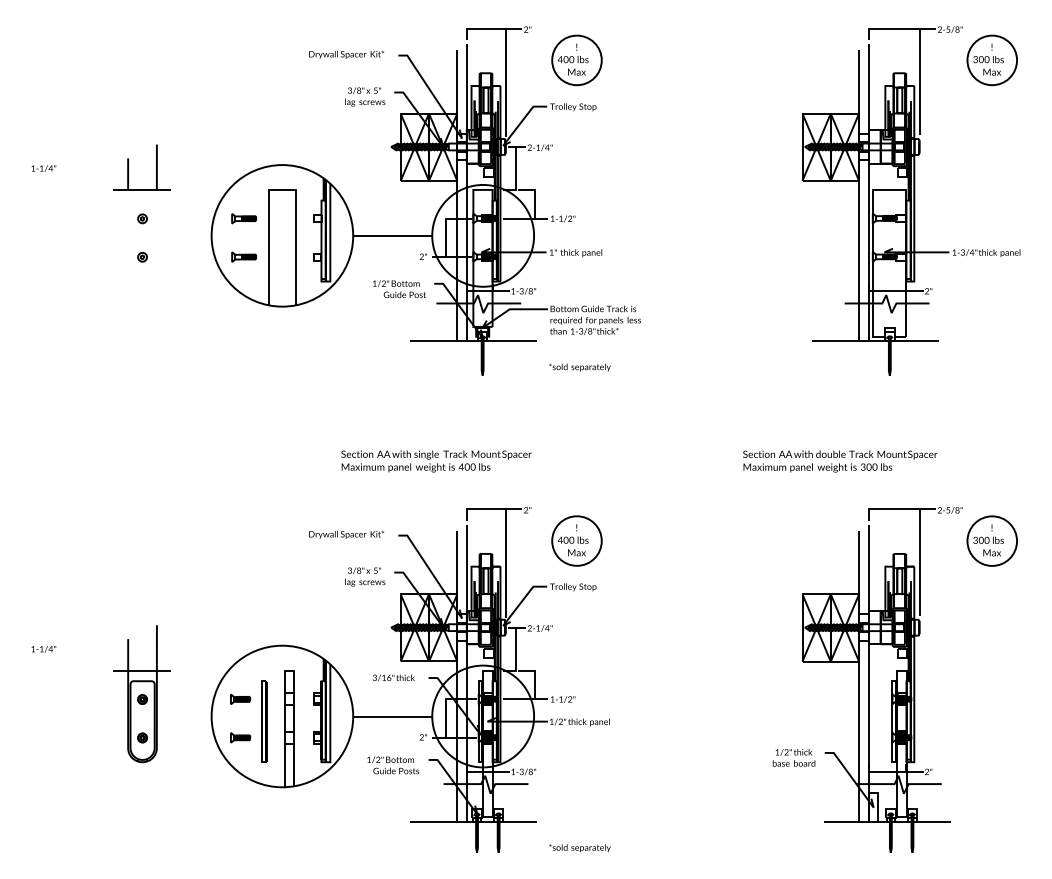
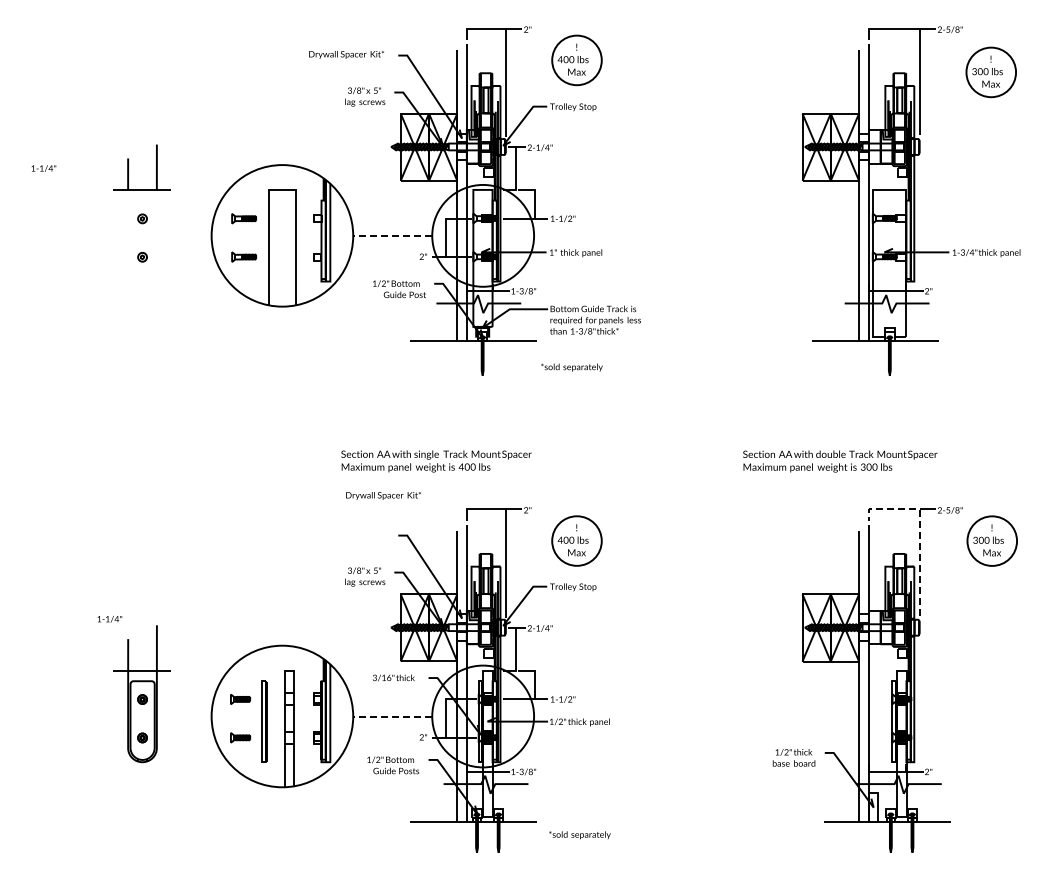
part position: (991, 60) -> (990, 72) (990, 72)
line: solid -> dashed (392, 235)
text position: (579, 367) -> (571, 367) (571, 367)
line: solid -> dashed (919, 529)
text position: (346, 534) -> (383, 495) (383, 495)
text position: (43, 649) -> (109, 619) (109, 619)
line: solid -> dashed (392, 716)
text position: (579, 848) -> (579, 835) (579, 835)
